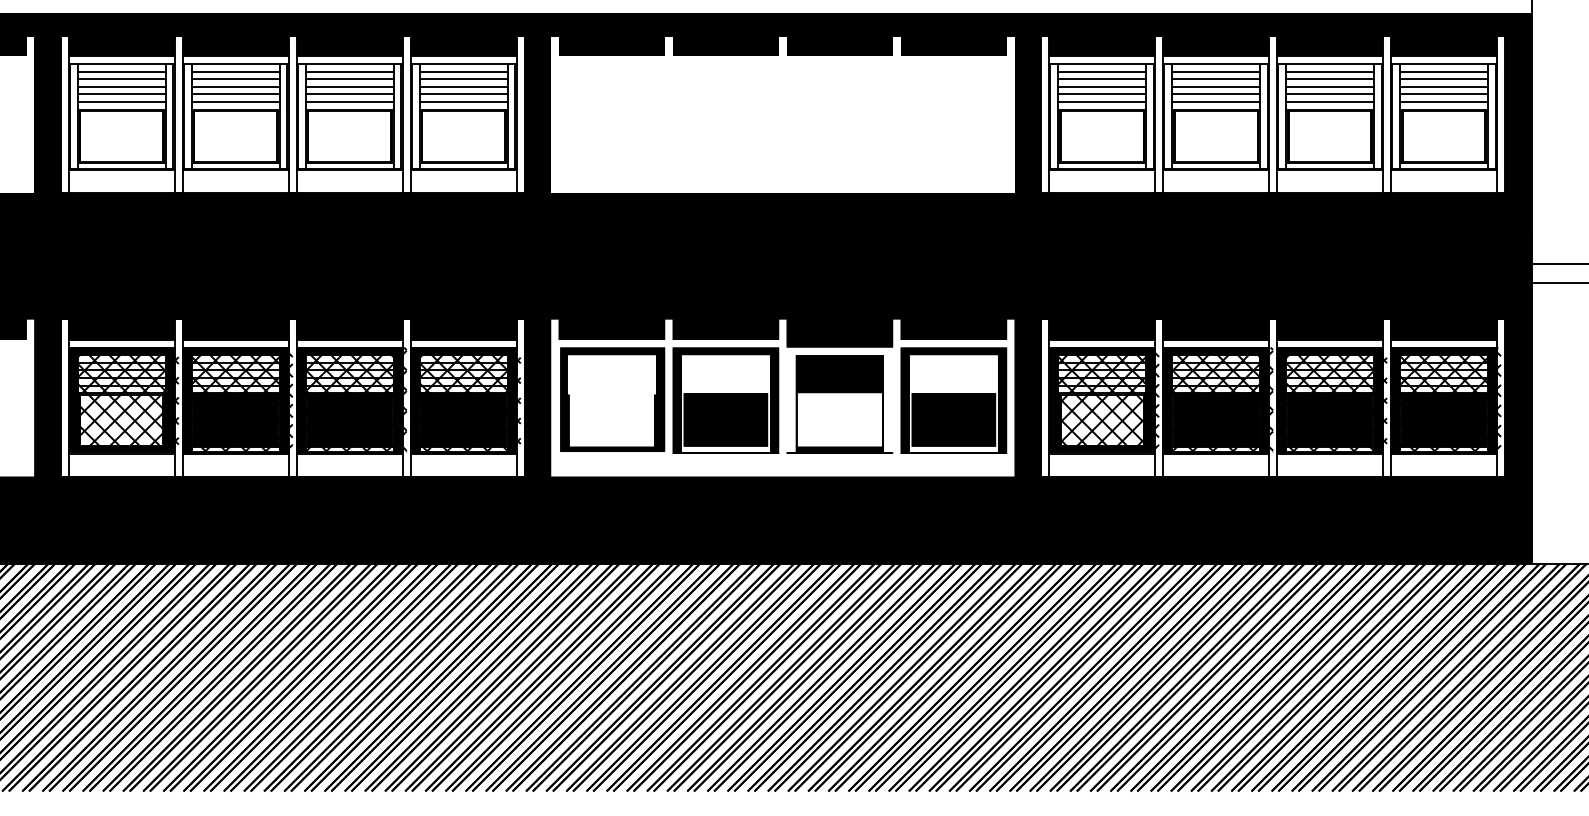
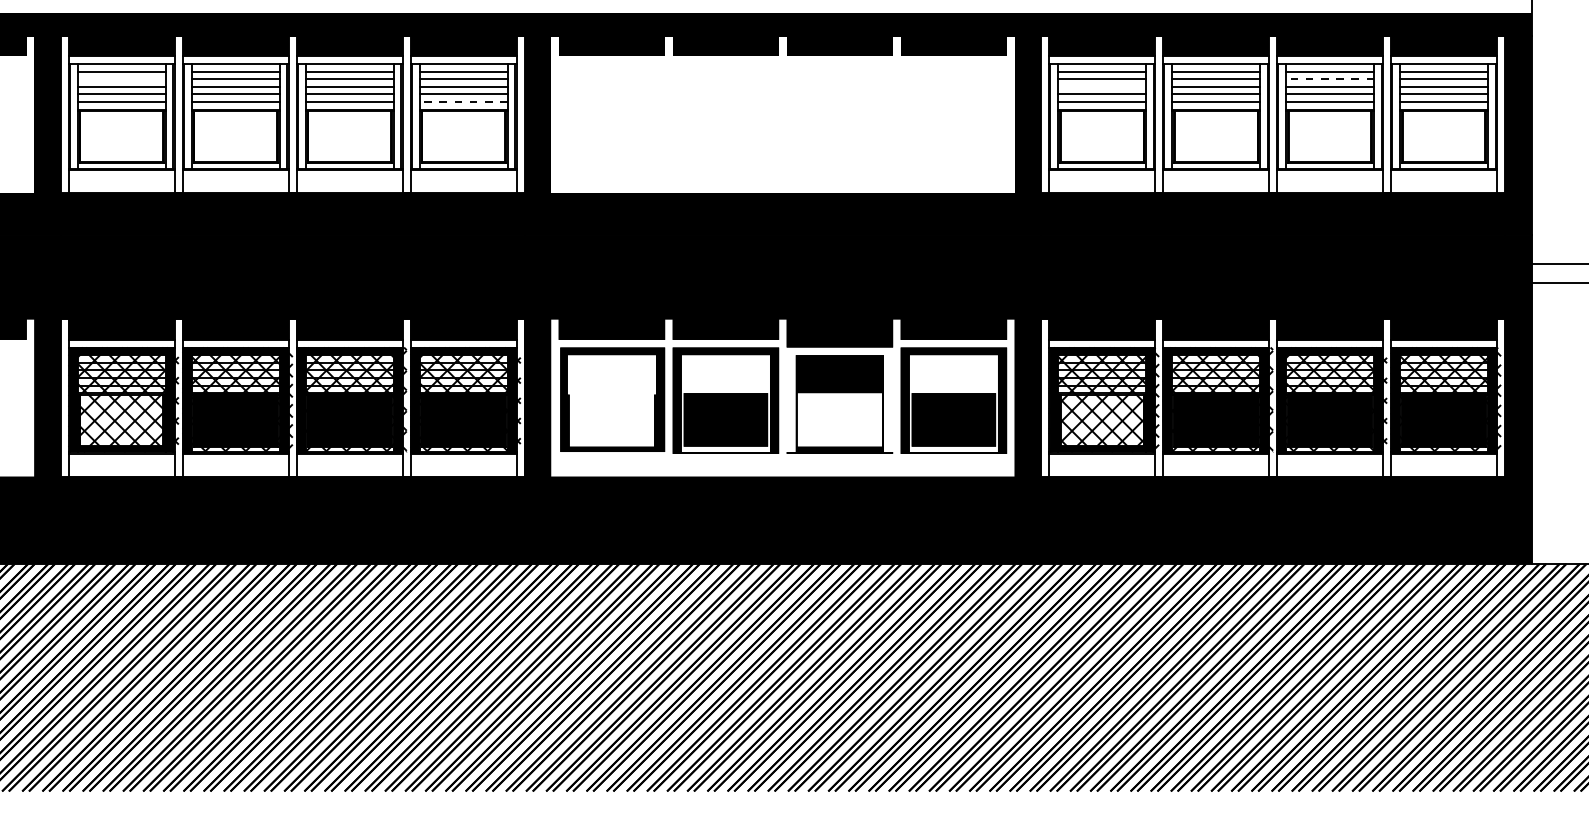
line: present -> none (121, 79)
line: solid -> dashed (1329, 79)
line: present -> none (1102, 86)
line: solid -> dashed (463, 102)
